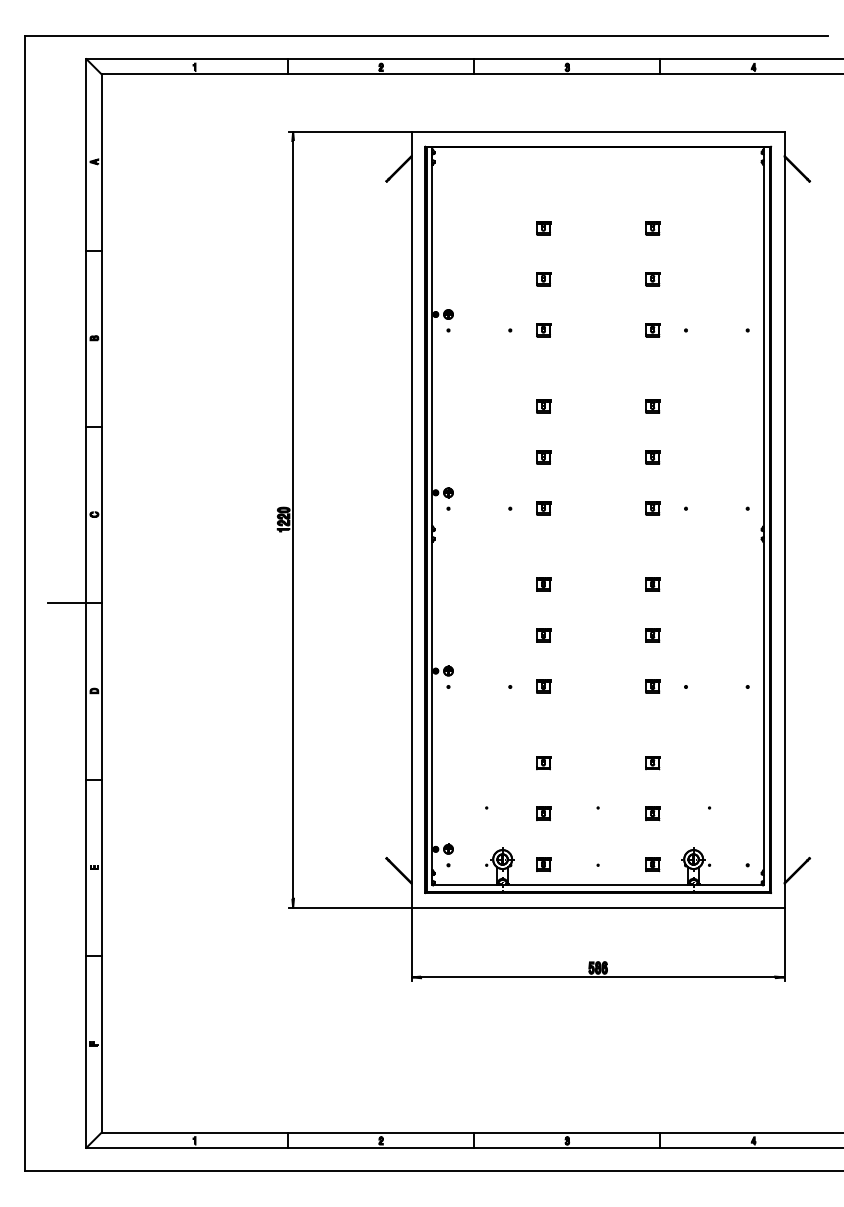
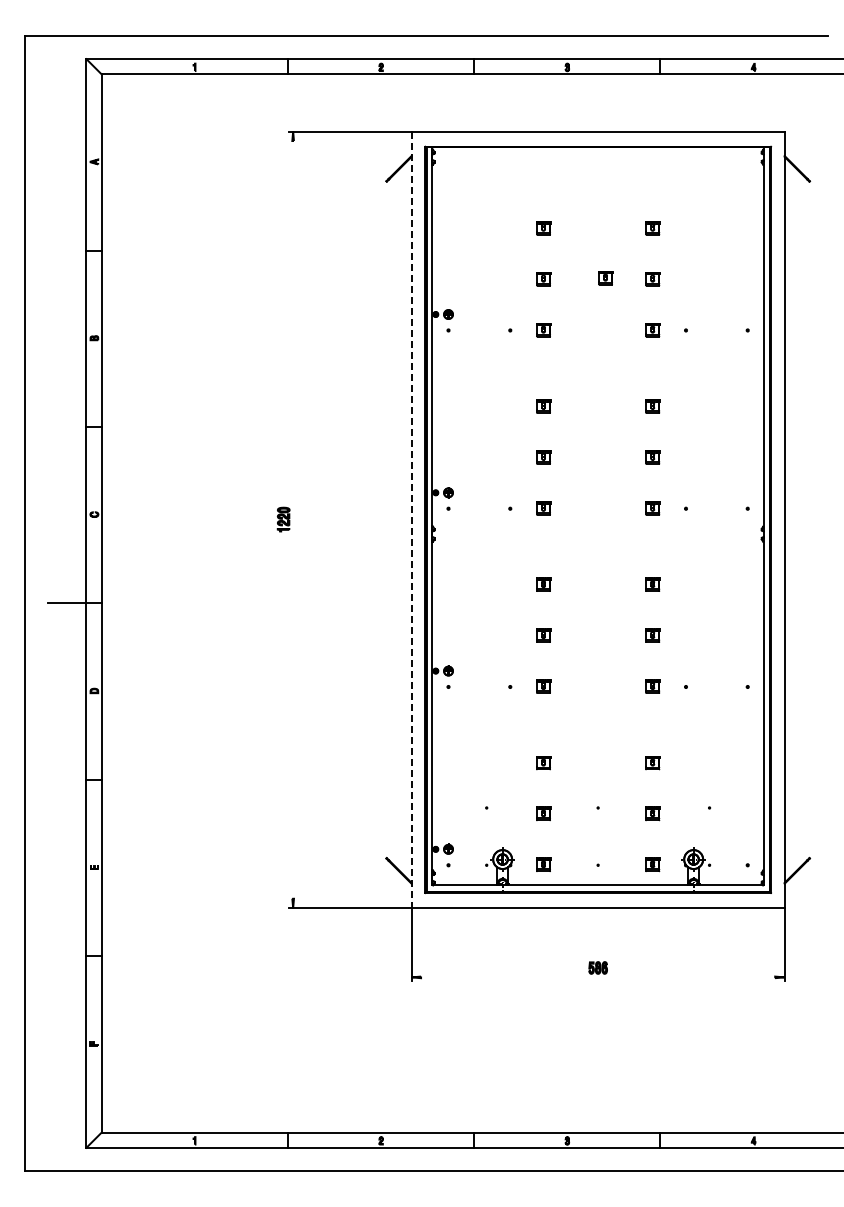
part: none -> present (605, 278)
line: present -> none (293, 519)
line: solid -> dashed (411, 520)
line: present -> none (598, 977)
